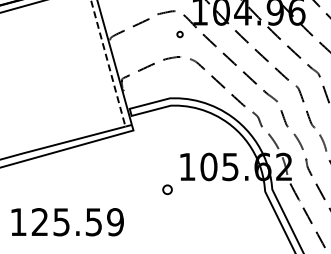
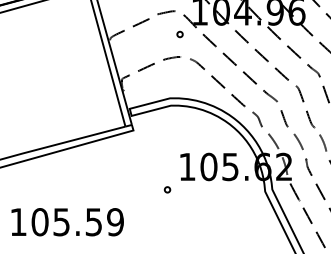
line: dashed -> solid (108, 64)
part size: 11x12 px -> 9x8 px (167, 189)
text: 125.59 -> 105.59 (39, 222)
